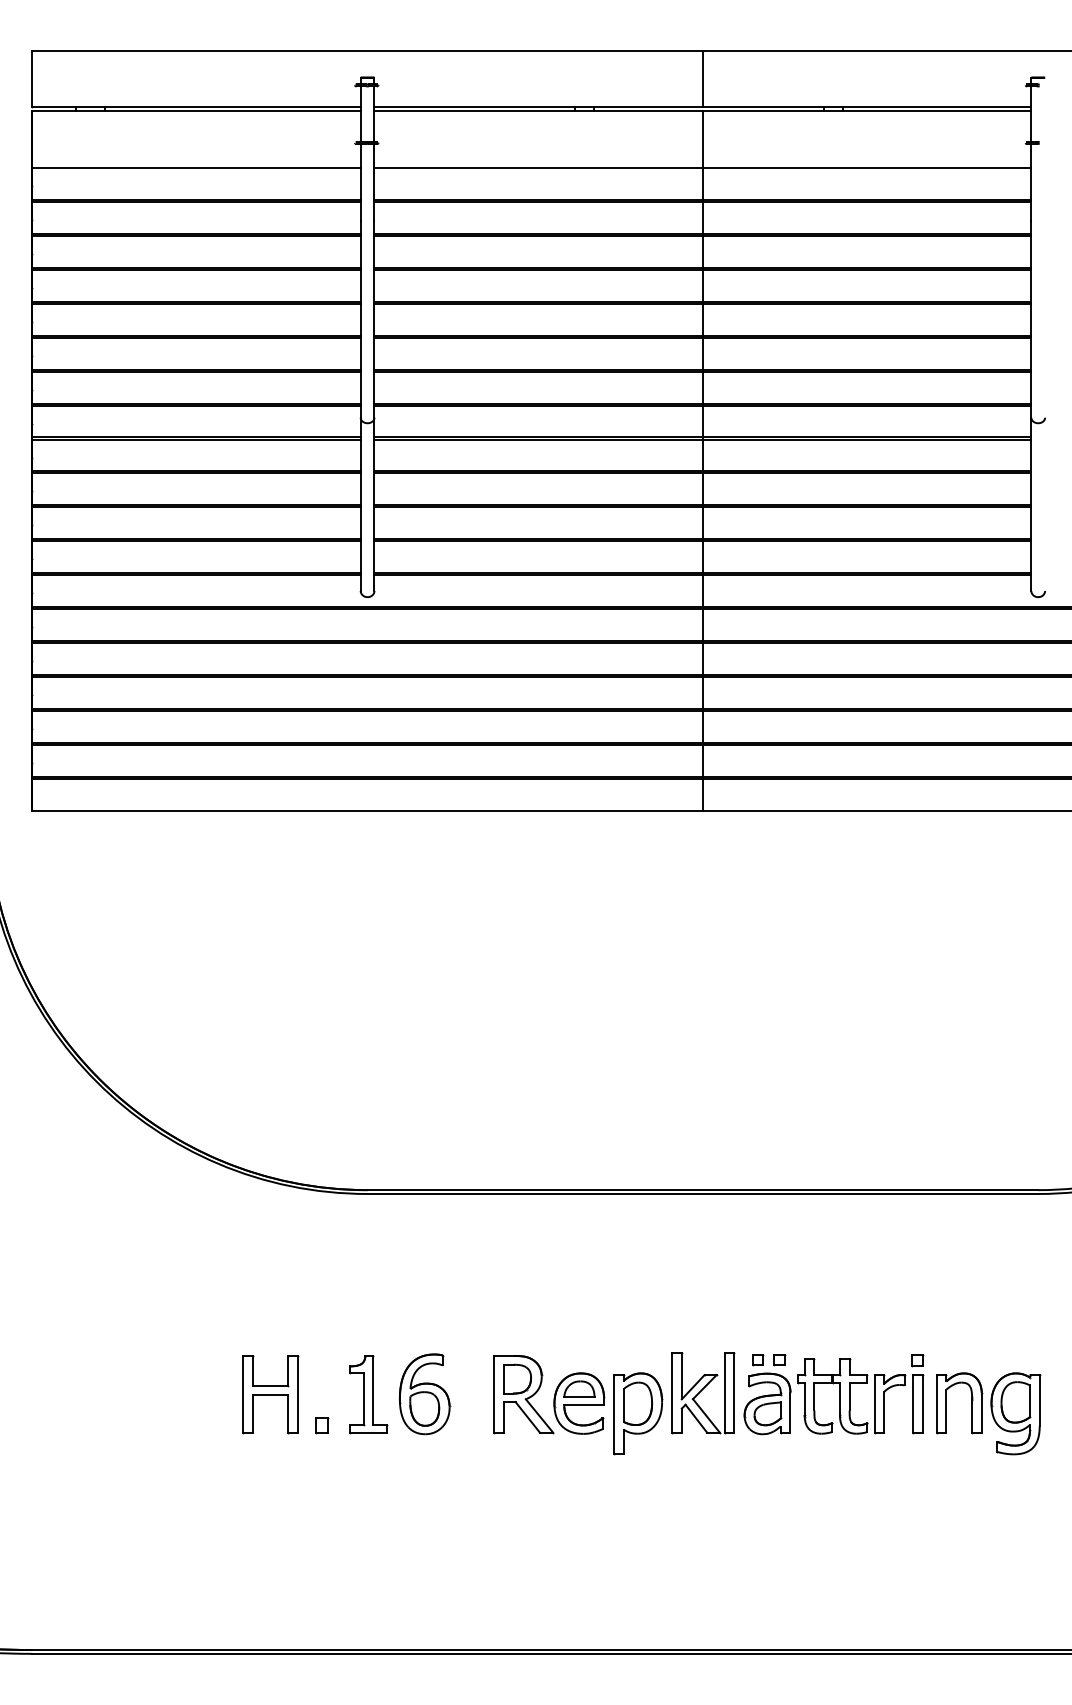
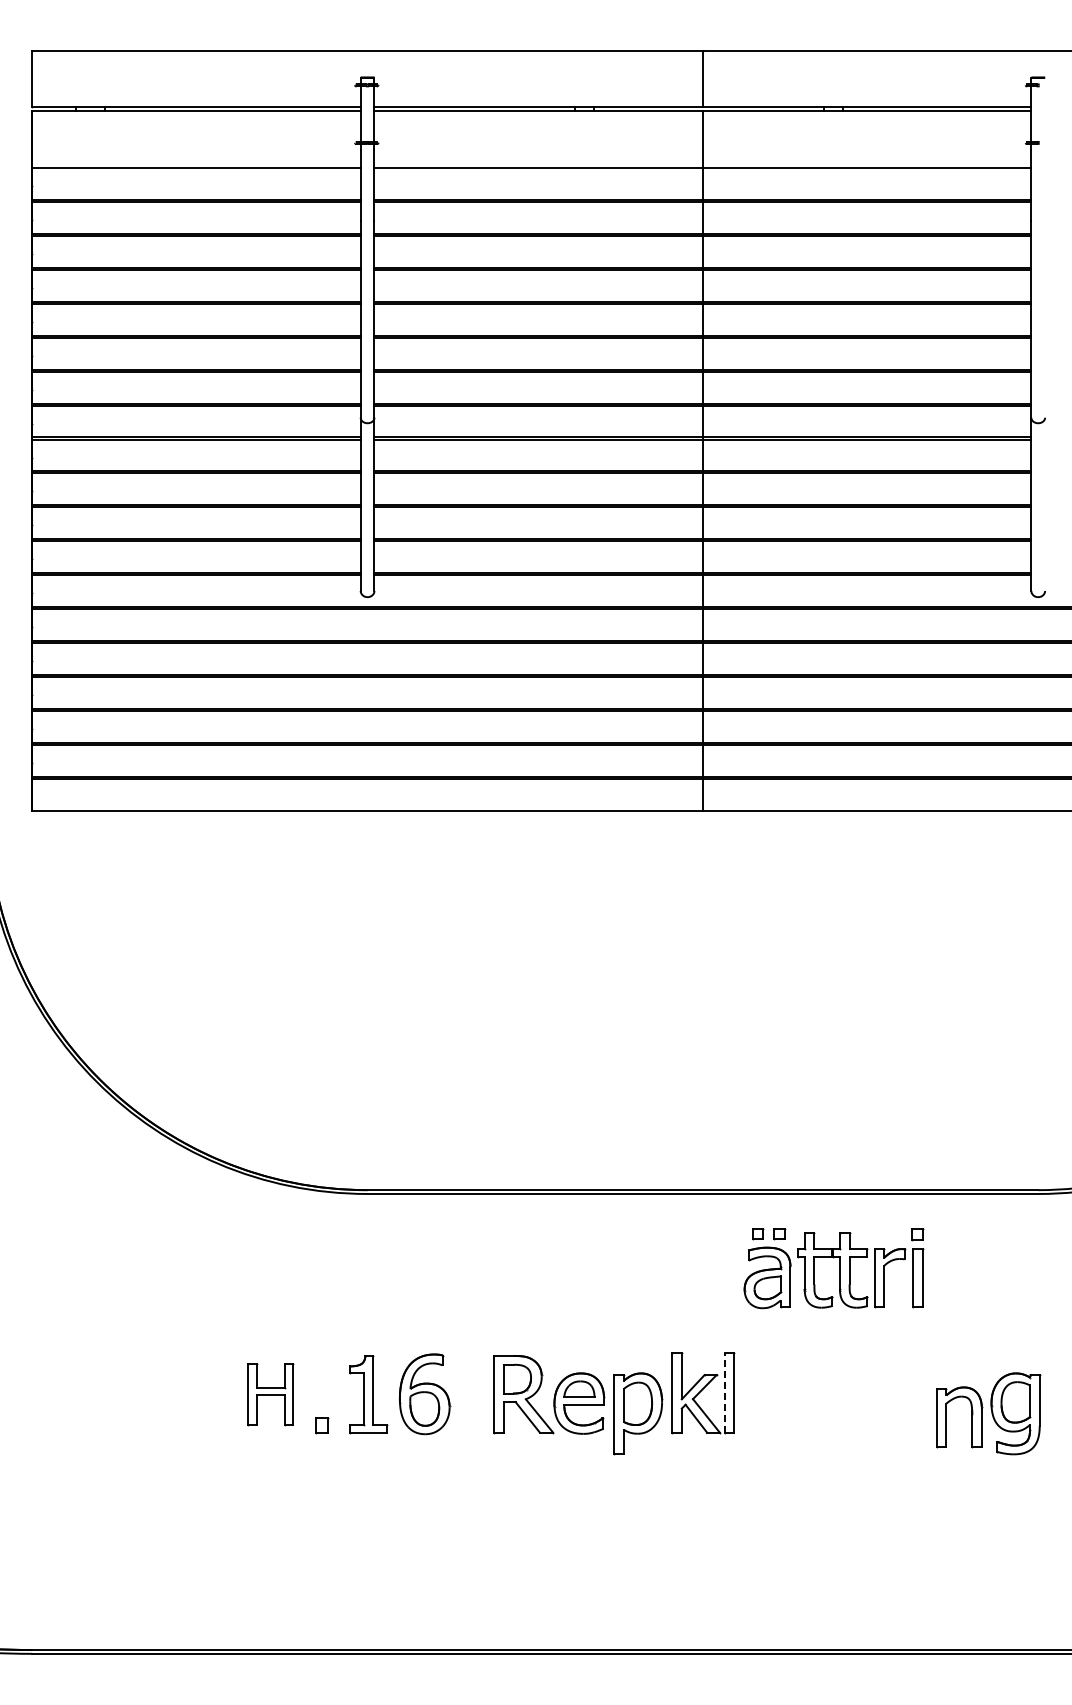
line: solid -> dashed (724, 1392)
part size: 58x80 px -> 48x64 px (270, 1394)
part position: (833, 1394) -> (833, 1268) (833, 1268)
part position: (971, 1403) -> (971, 1417) (971, 1417)
